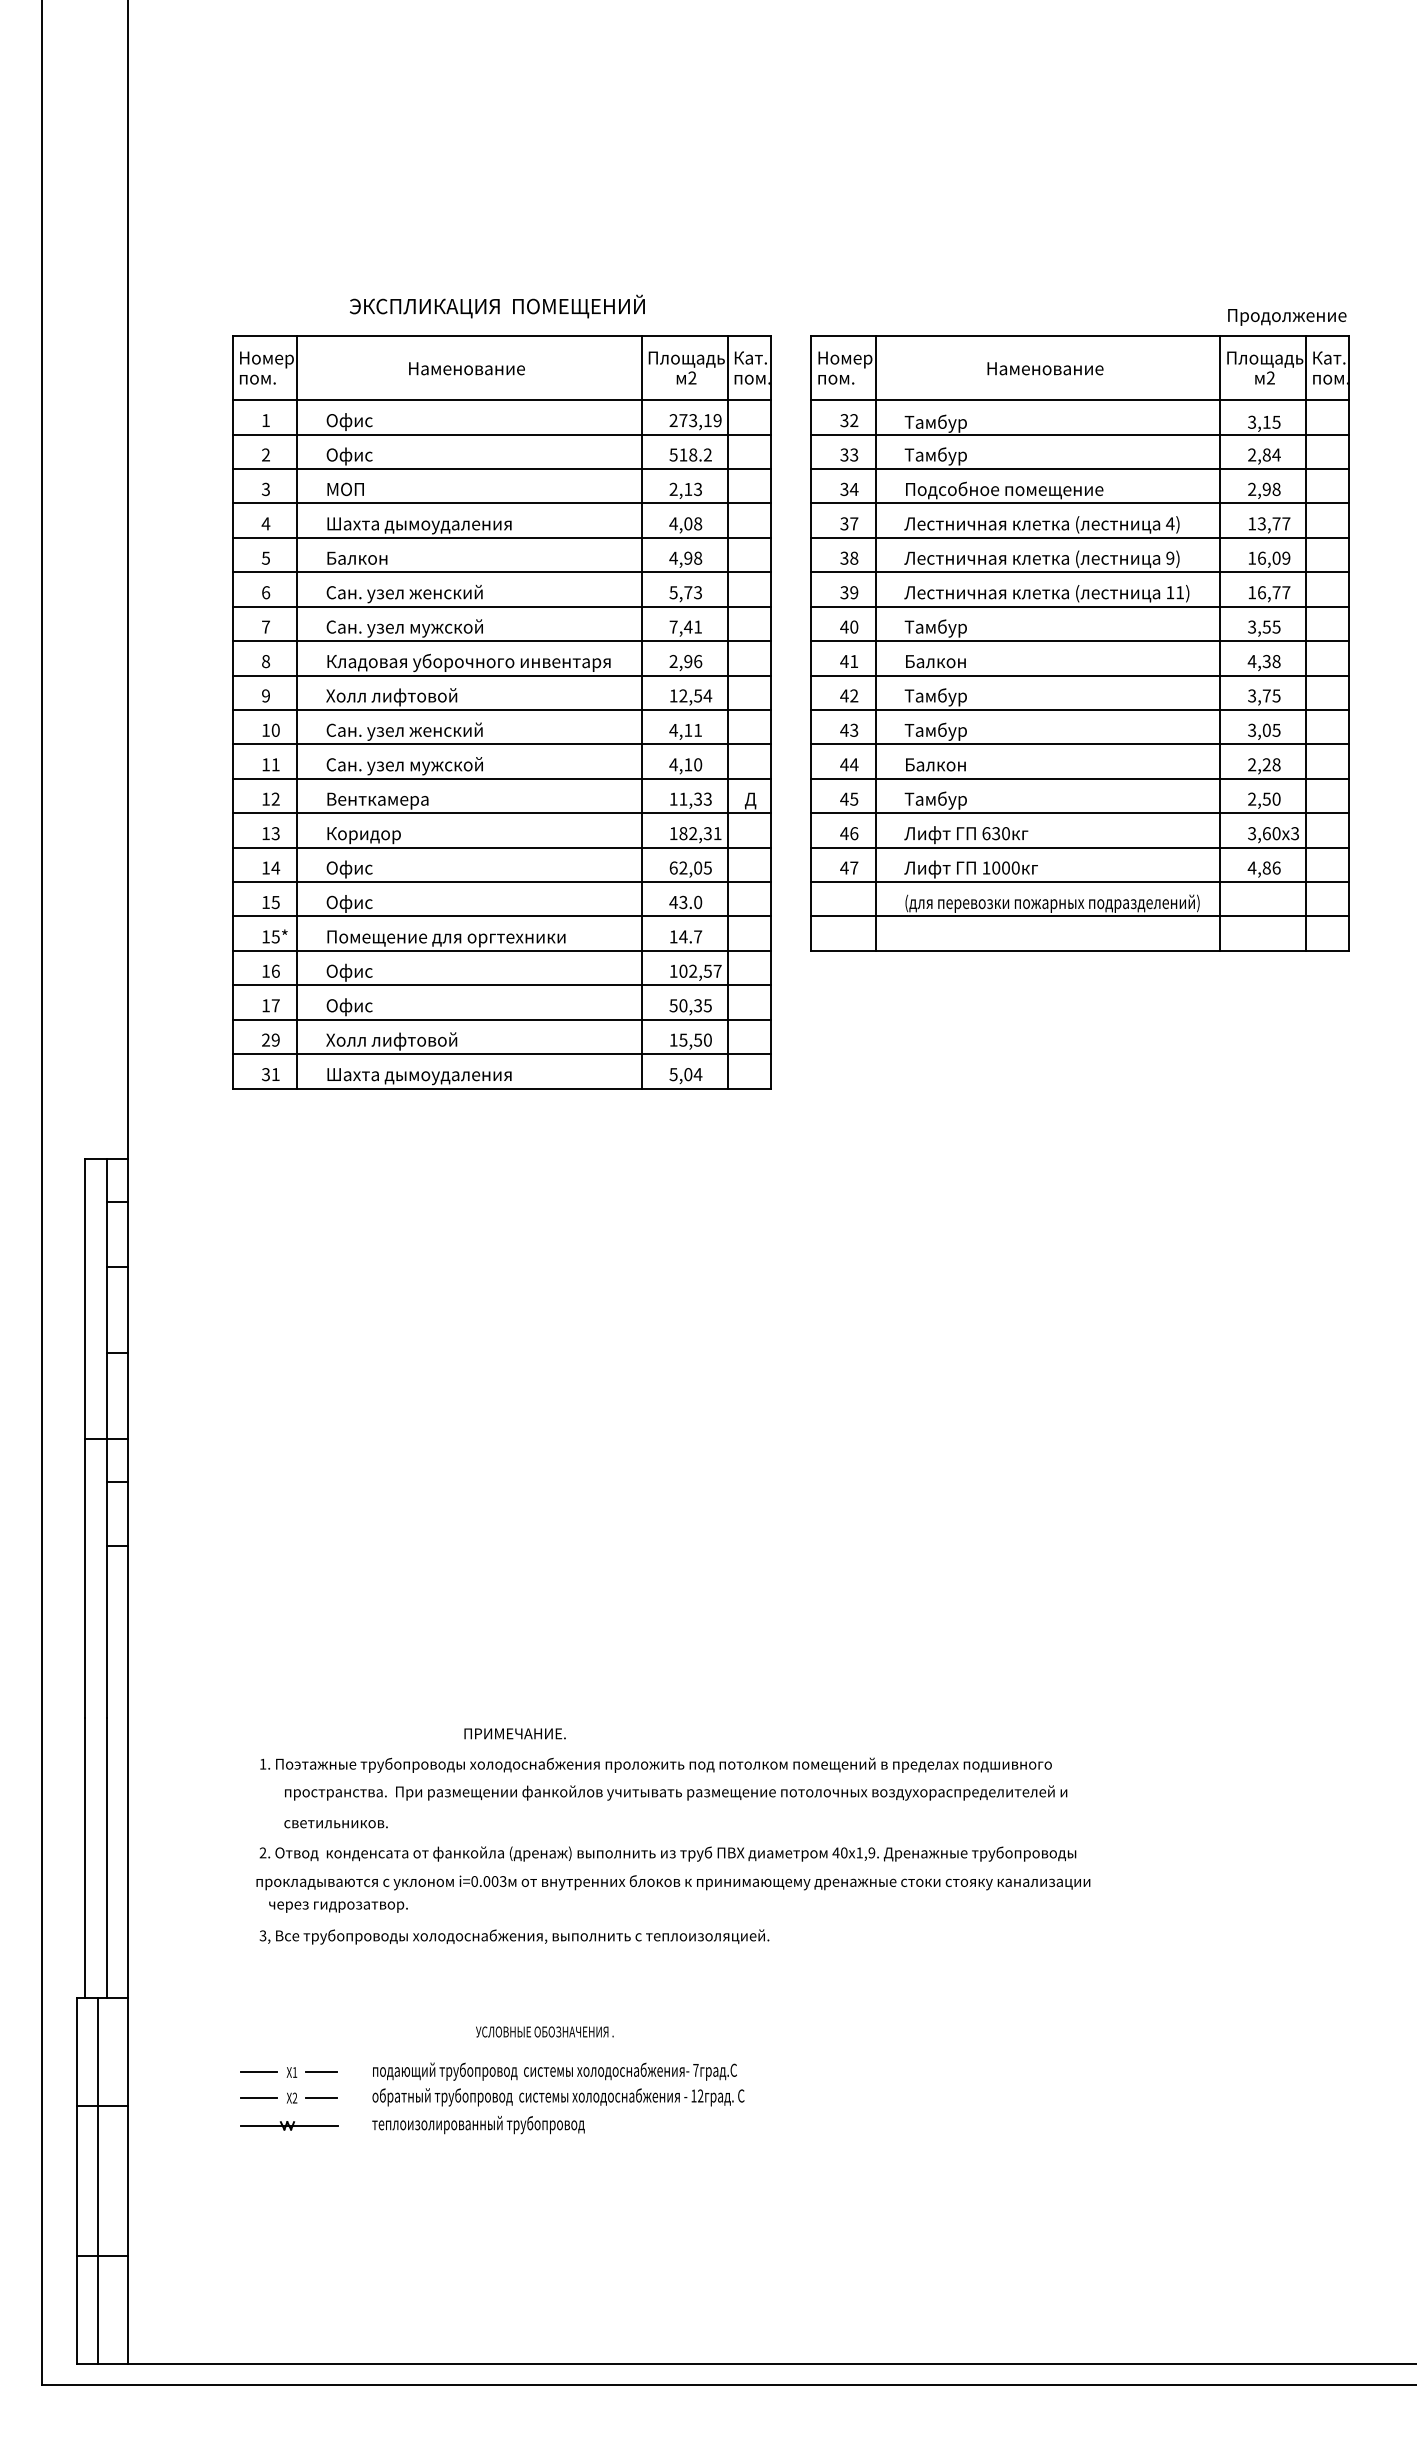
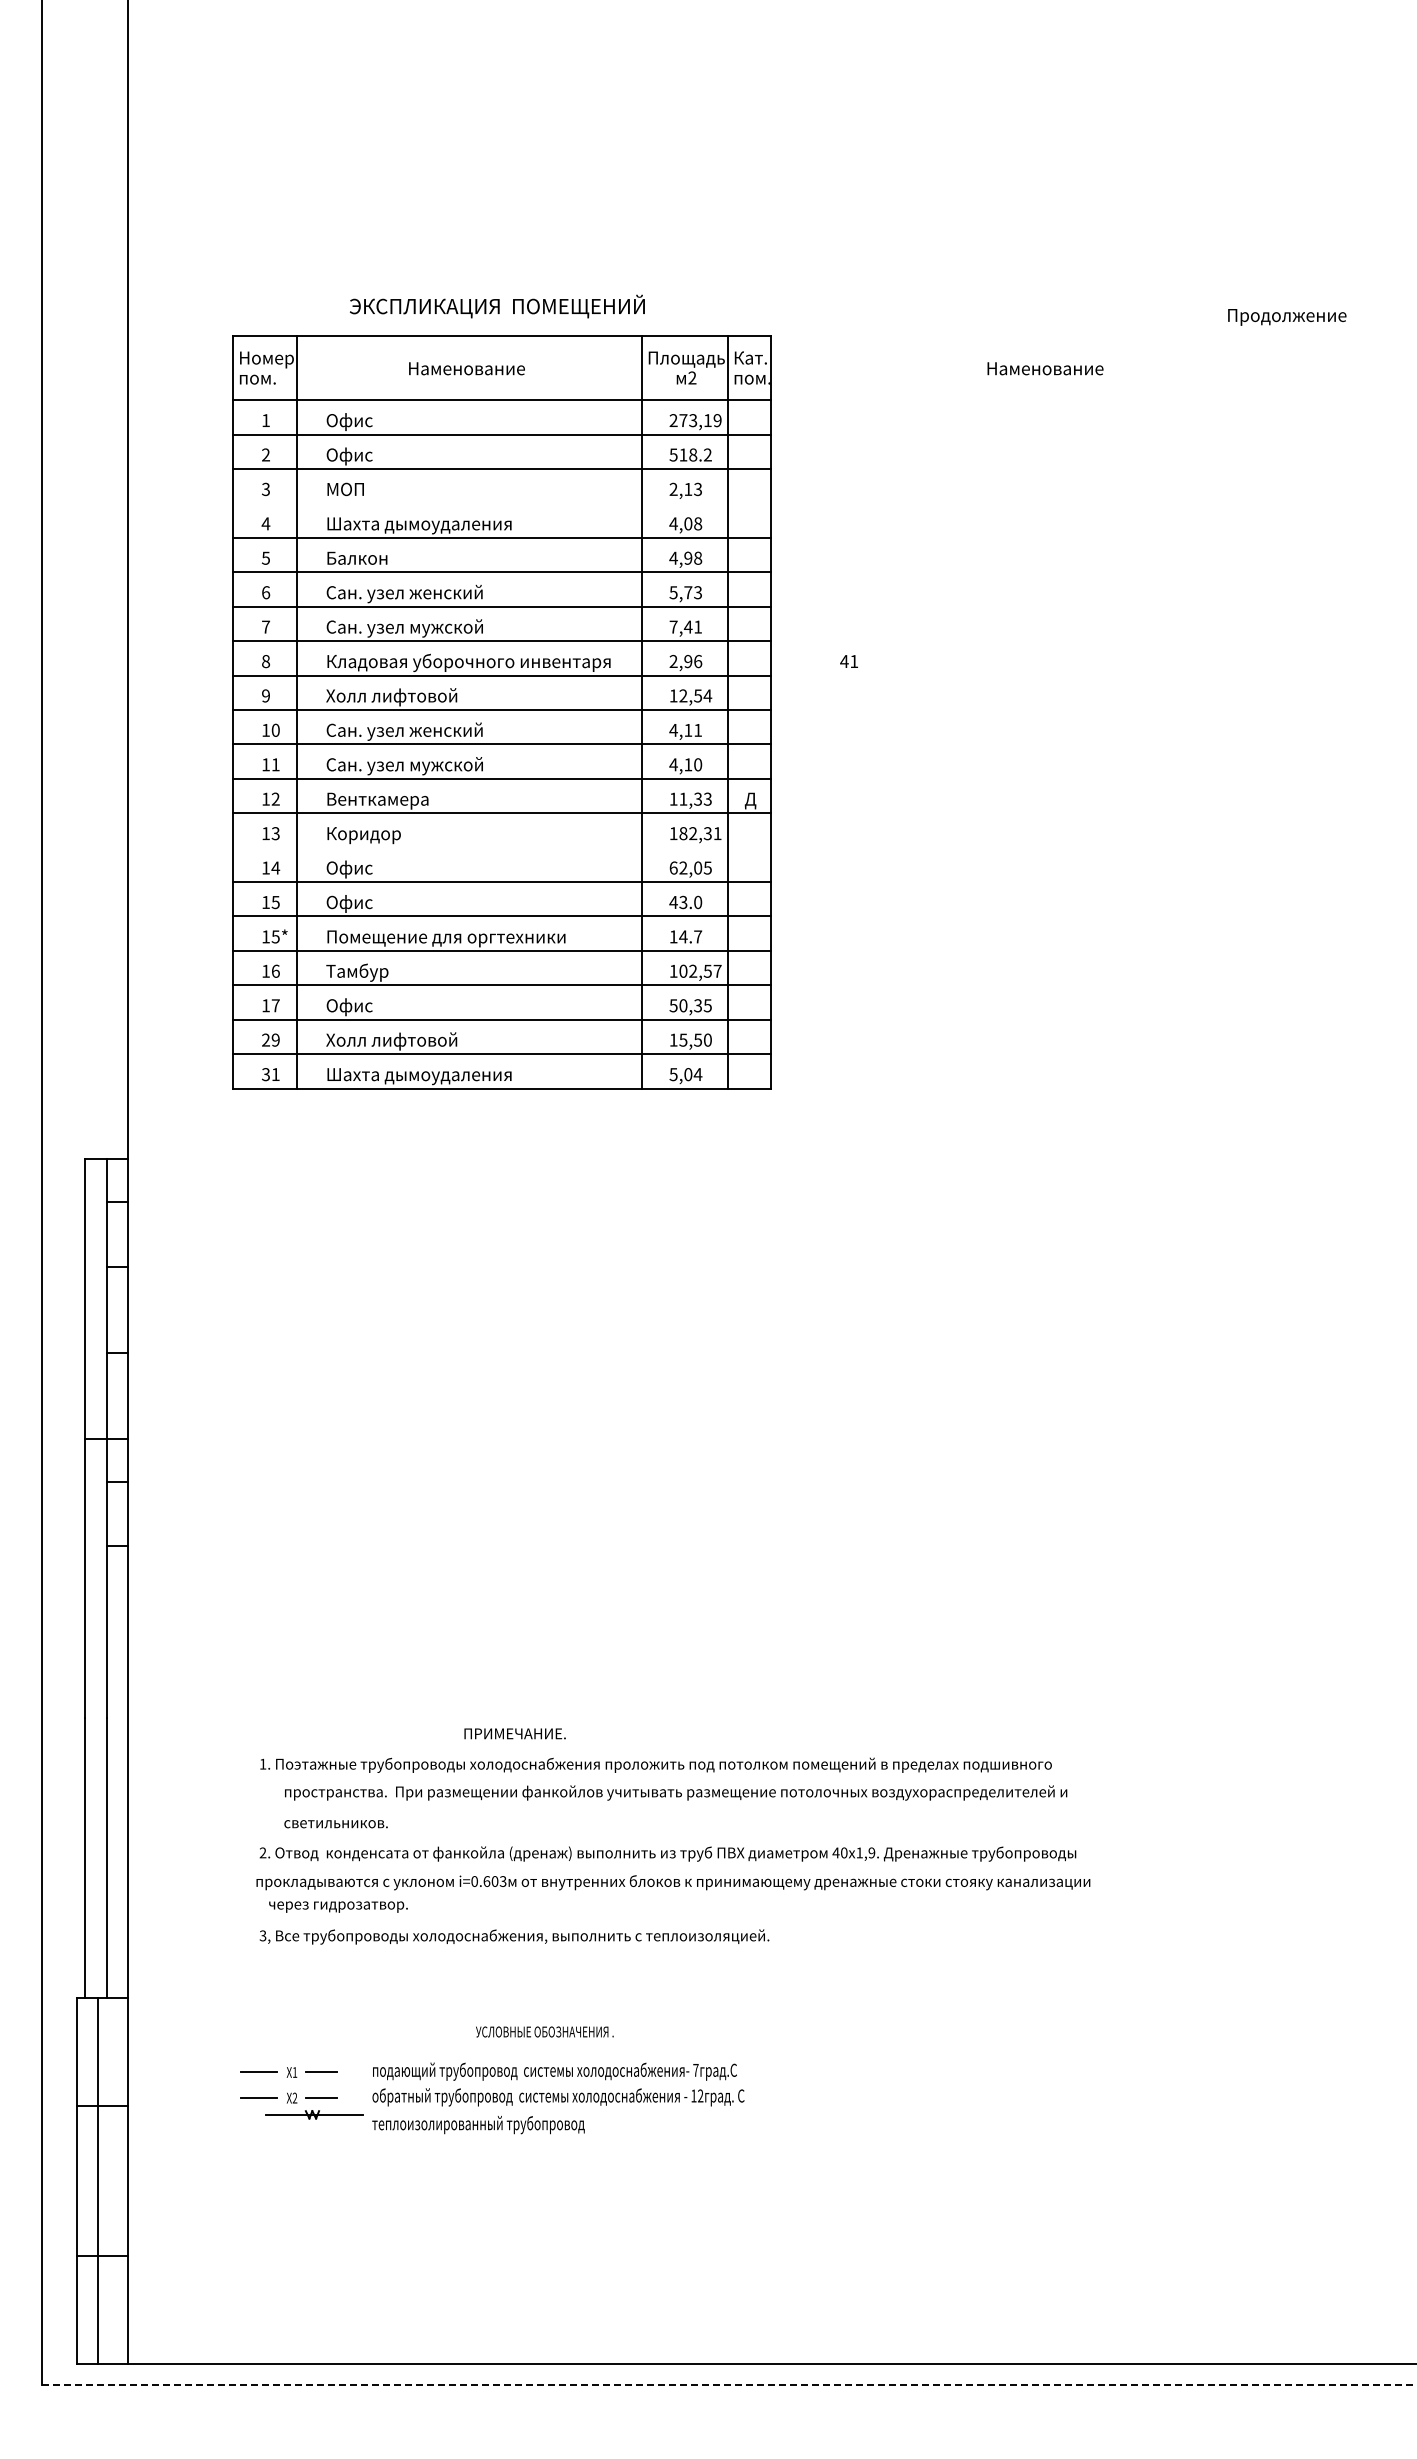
line: present -> none (501, 503)
part: present -> none (1079, 643)
line: present -> none (501, 847)
text: Офис -> Тамбур (357, 972)
text: i=0.003 -> i=0.603 (486, 1881)
part position: (289, 2125) -> (314, 2114) (314, 2114)
line: solid -> dashed (729, 2385)
